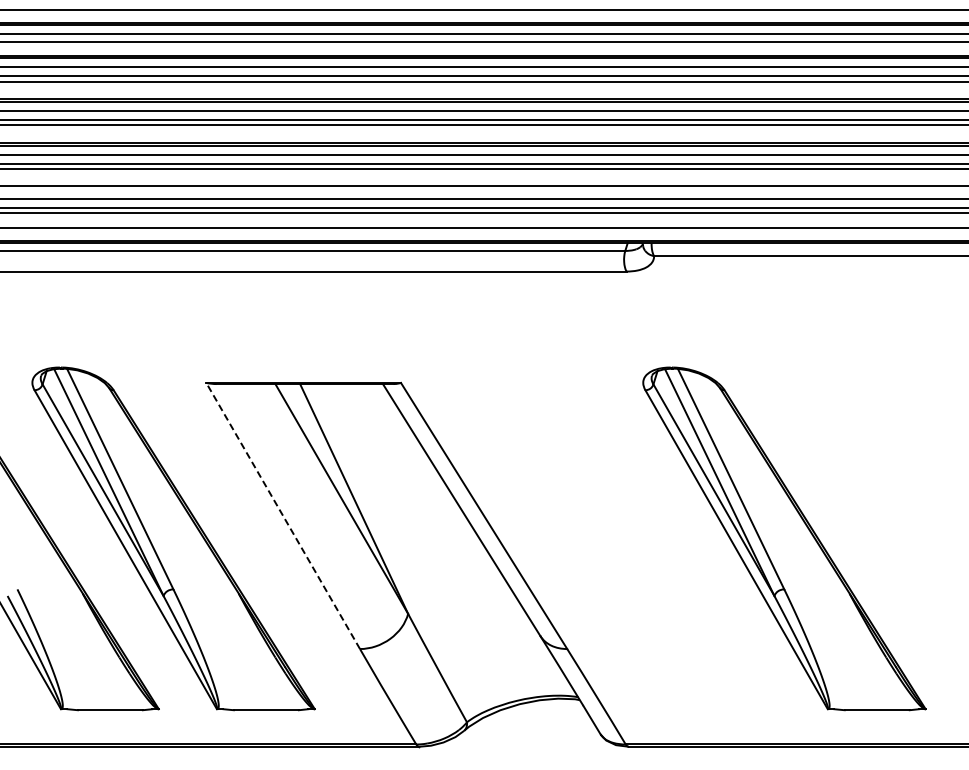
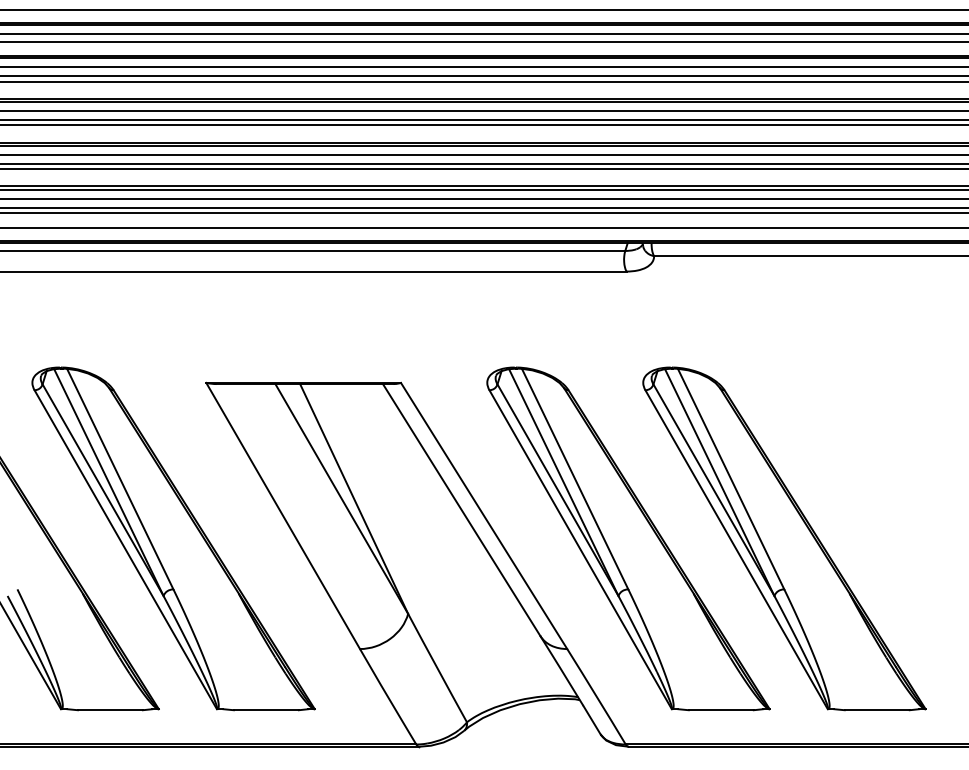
line: none -> present (483, 189)
line: dashed -> solid (283, 515)
part: none -> present (628, 538)
